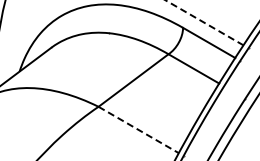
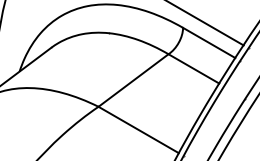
line: dashed -> solid (204, 22)
line: dashed -> solid (139, 130)
